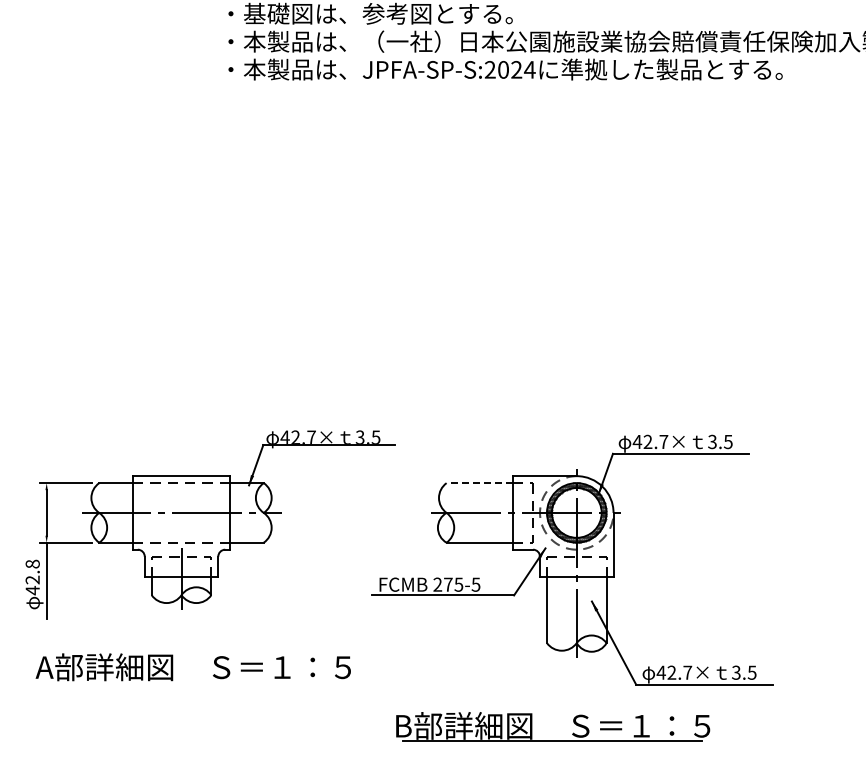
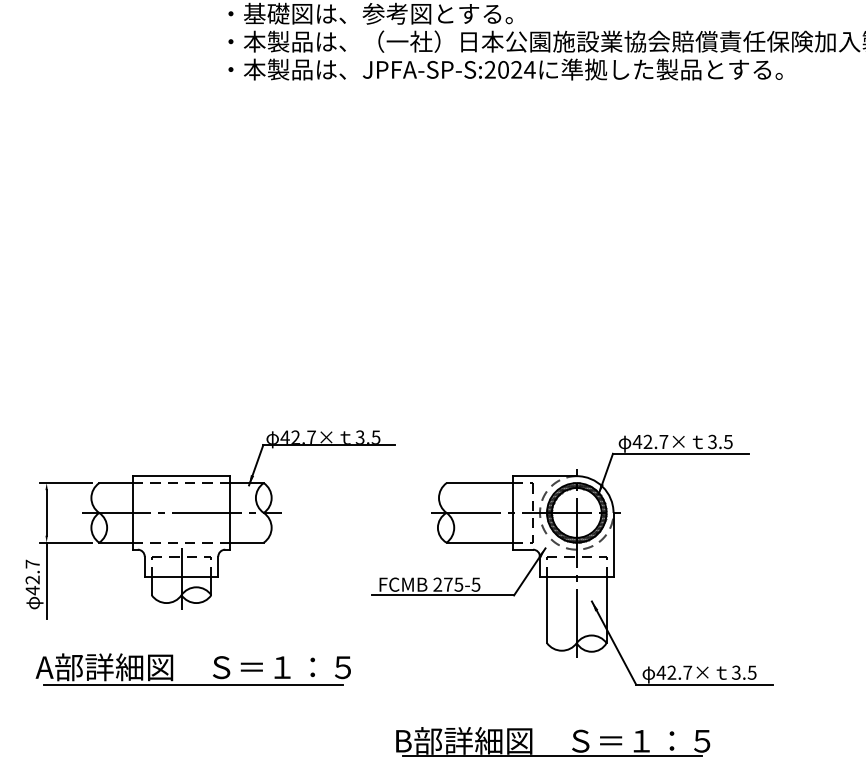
line: dashed -> solid (479, 483)
text: 42.8 -> 42.7 (32, 563)
line: none -> present (193, 685)
part position: (553, 740) -> (553, 755) (553, 755)
